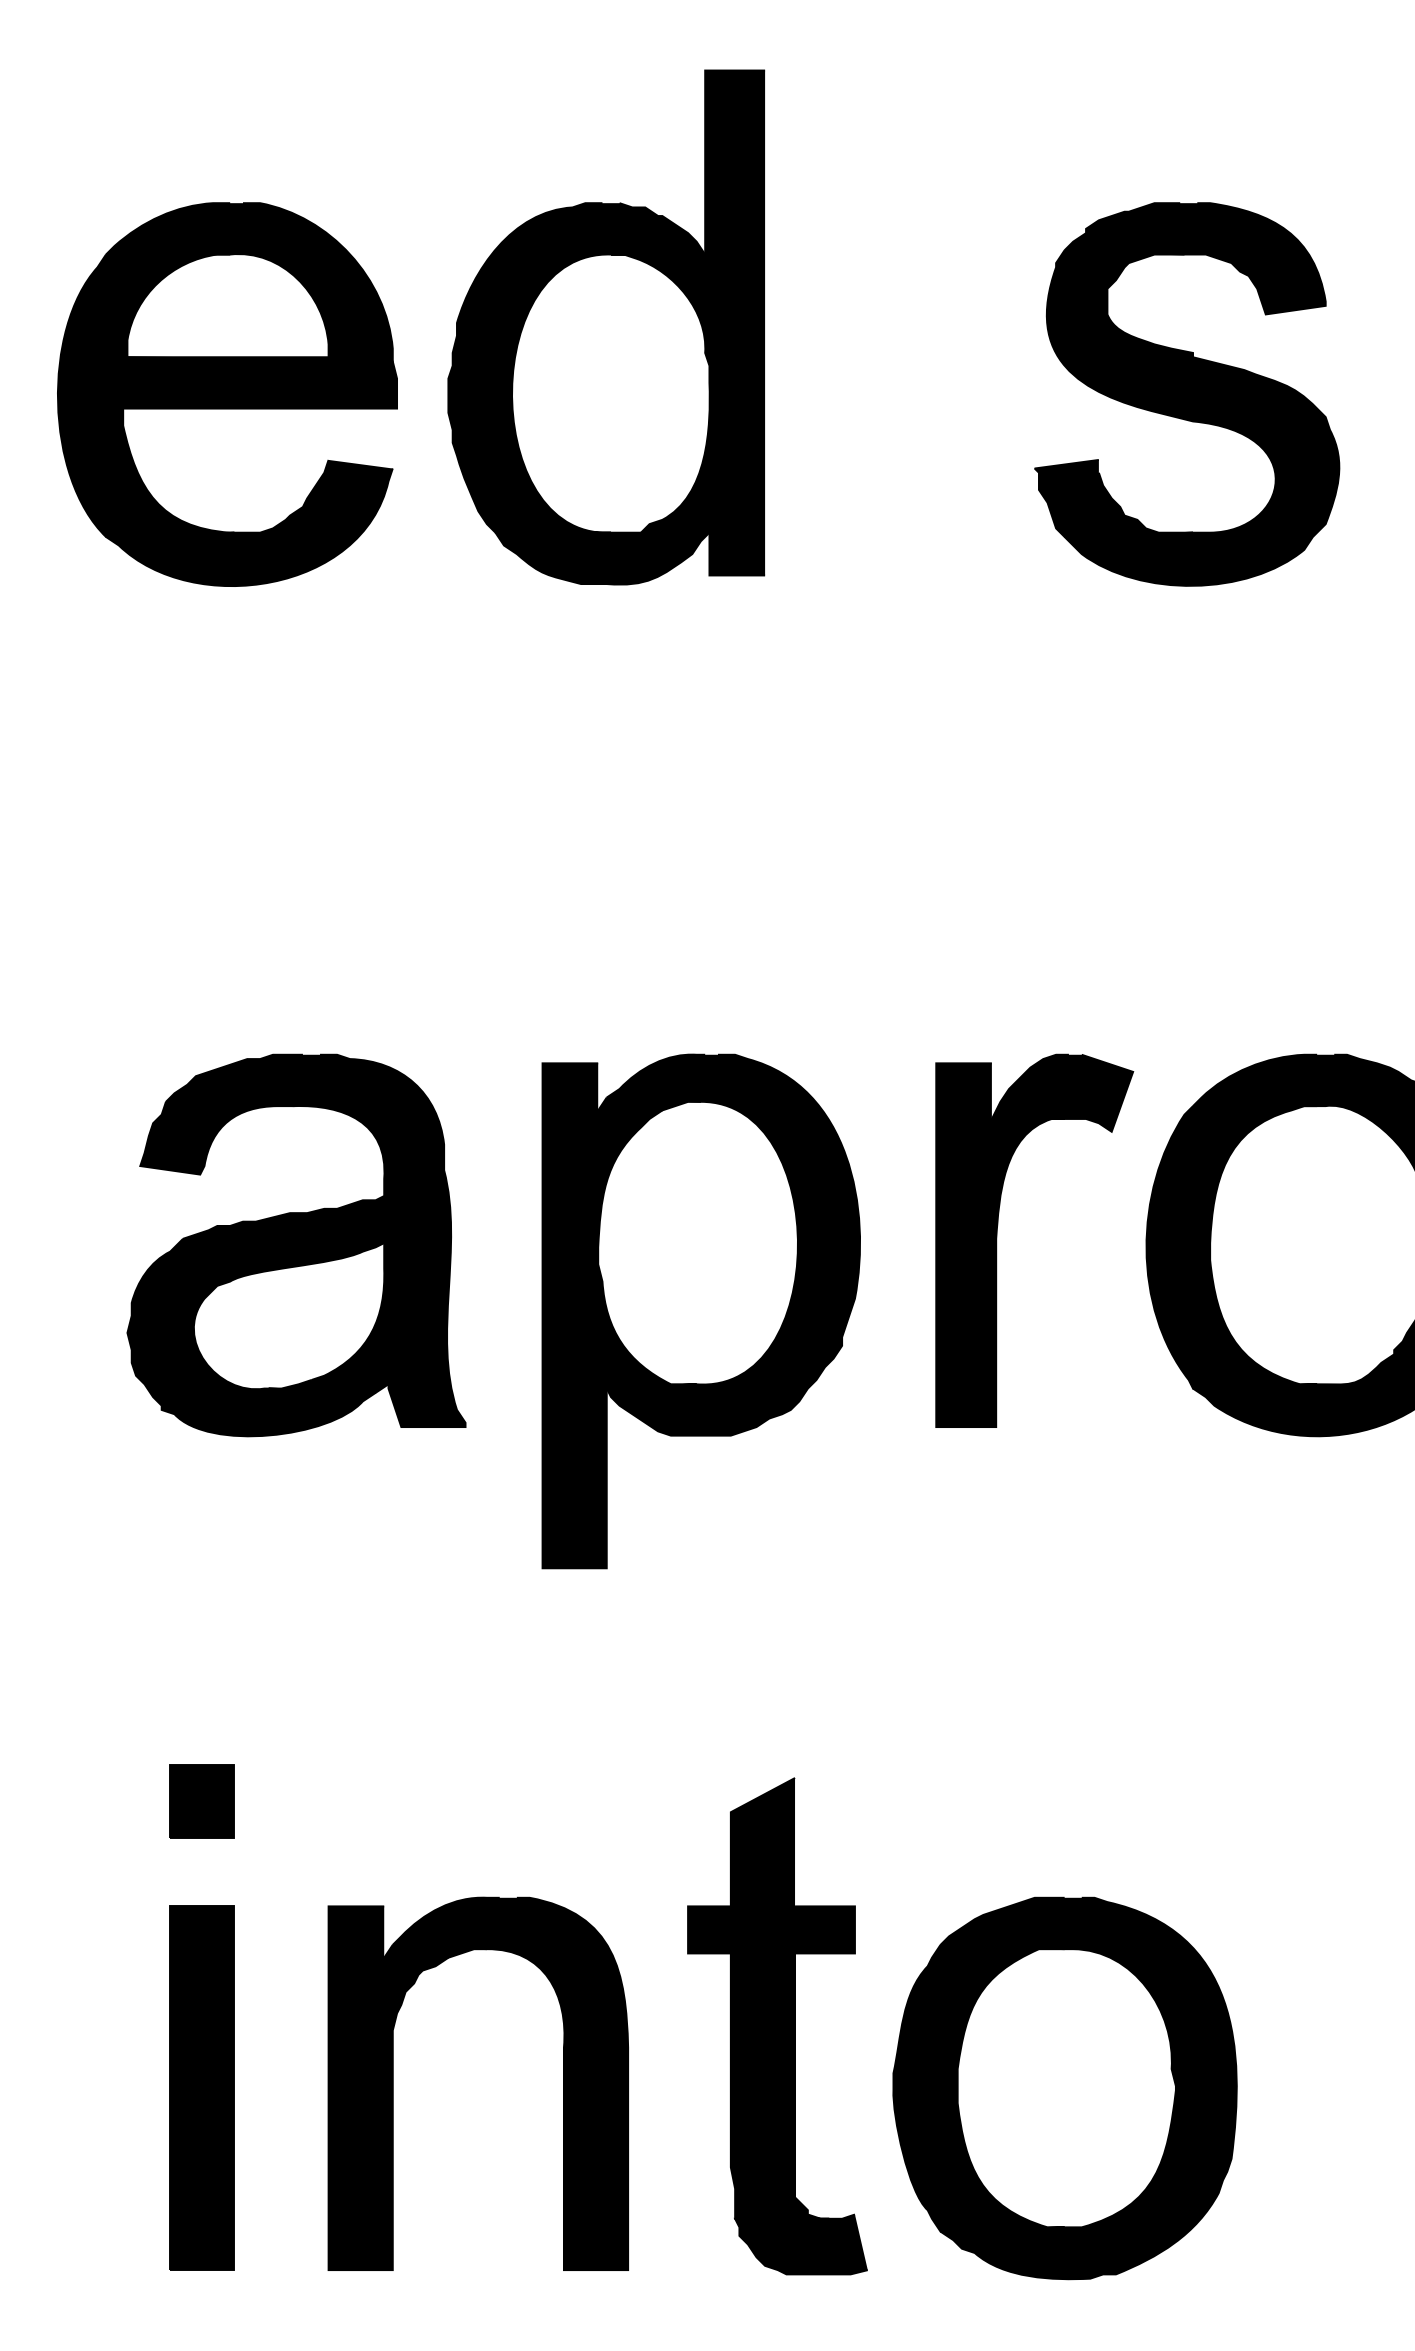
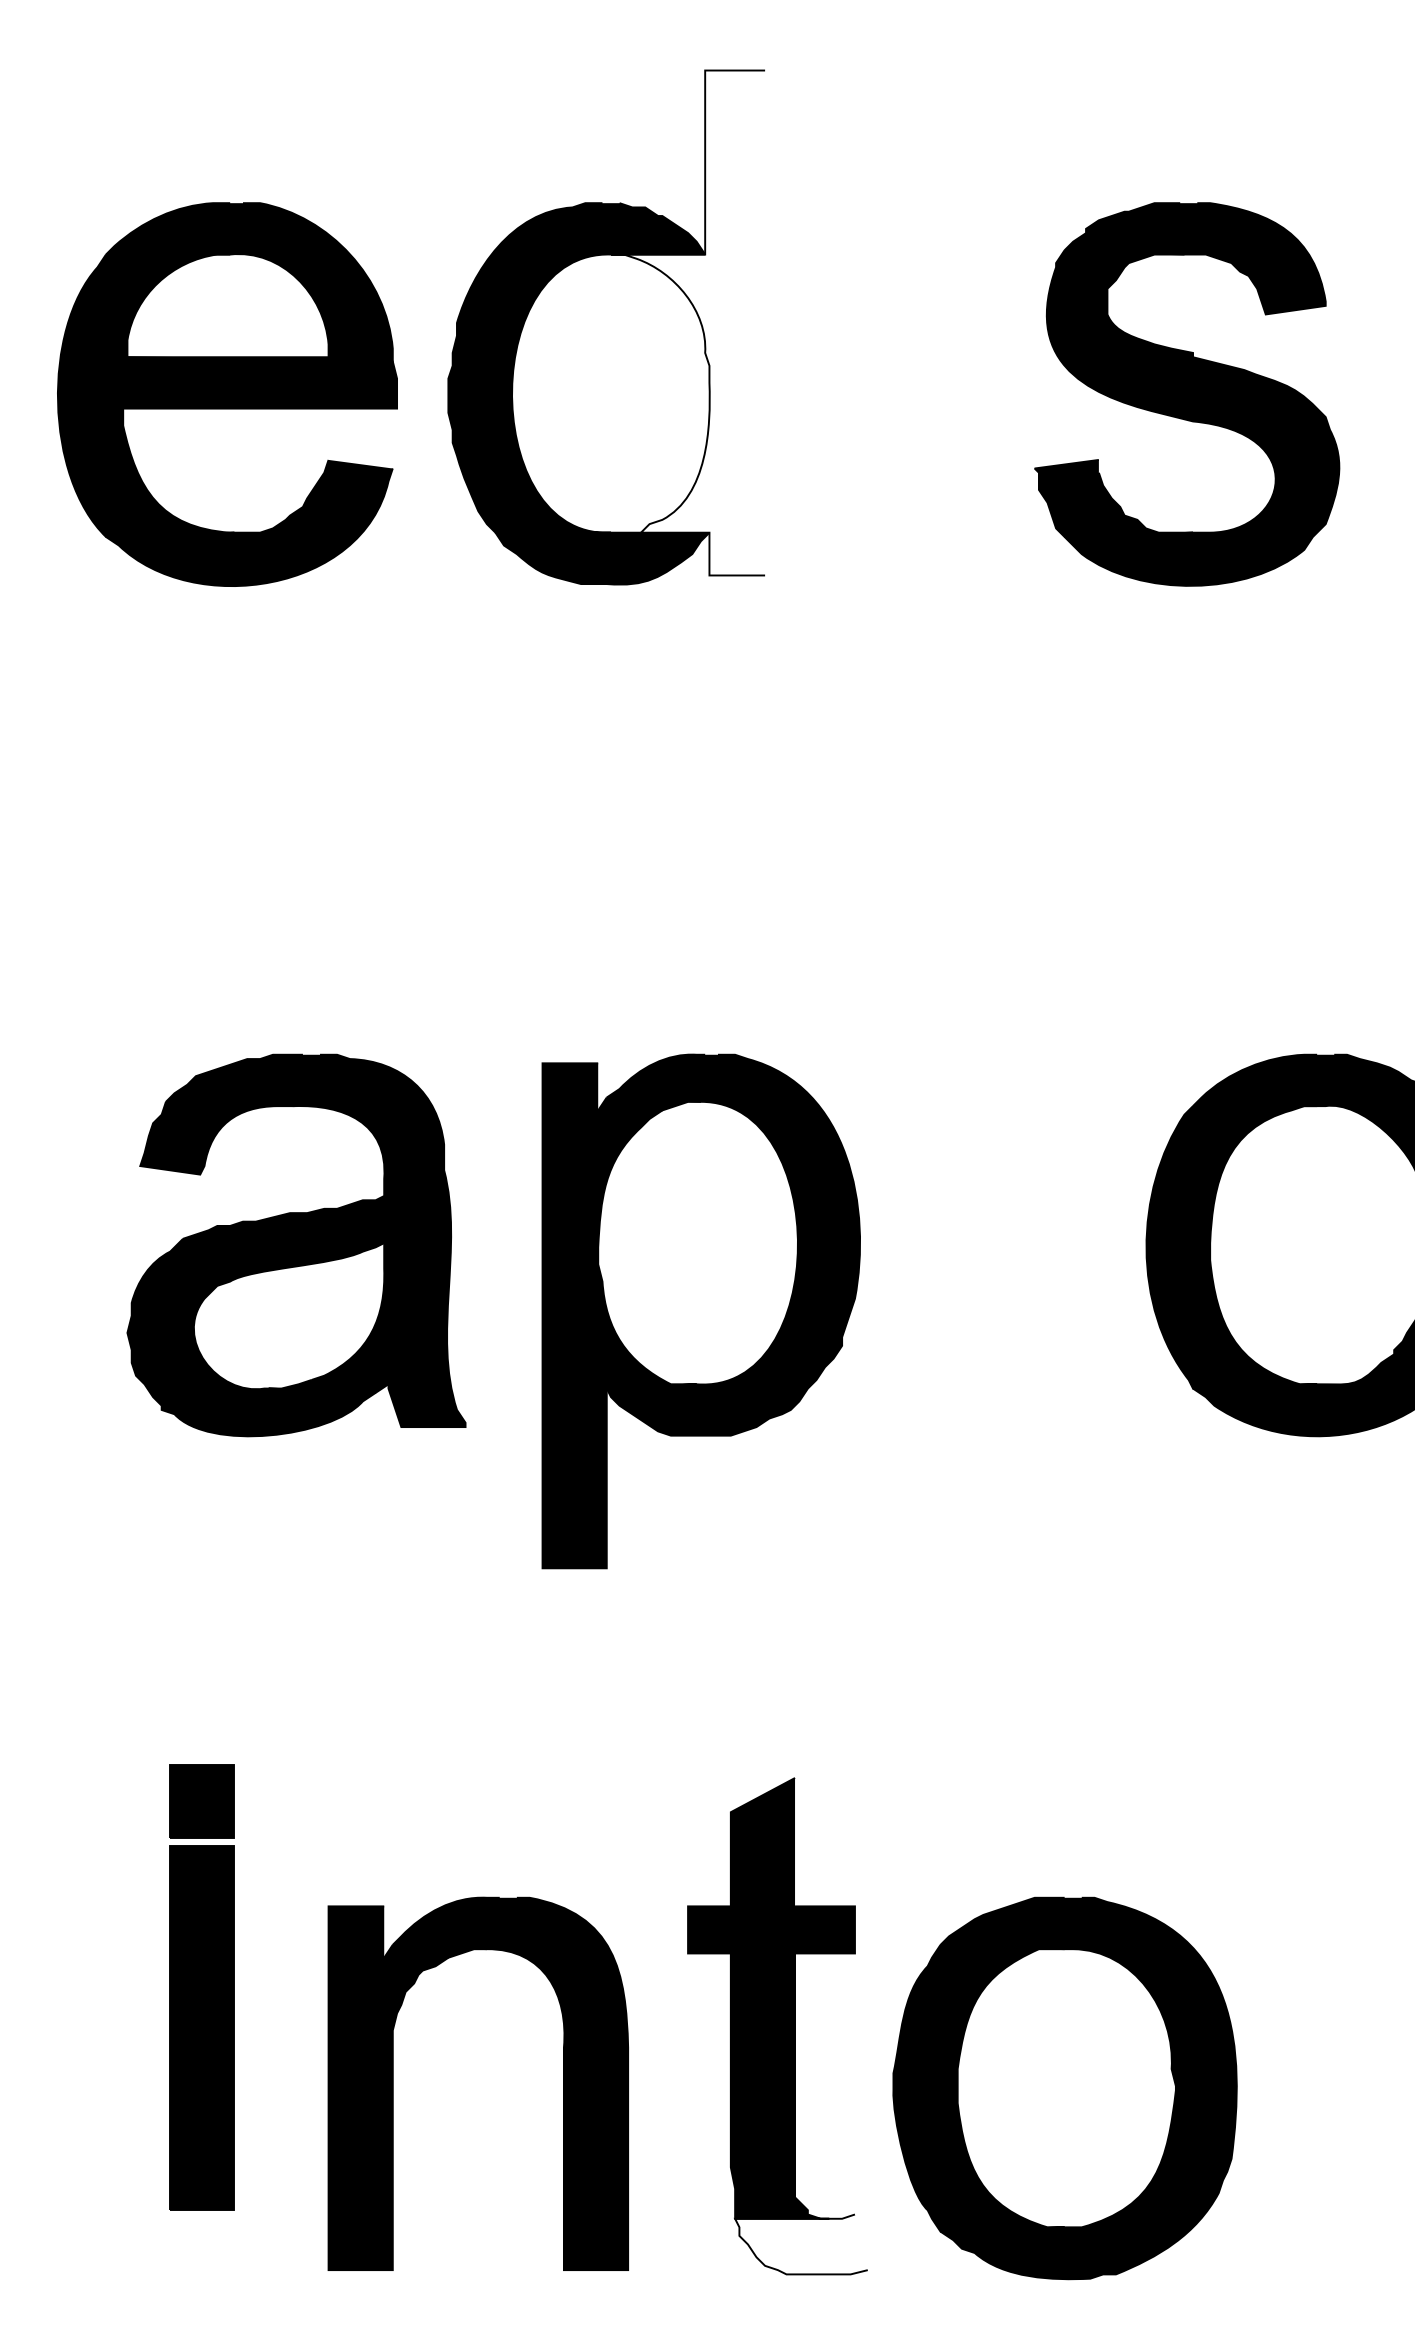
fill: present -> none (688, 322)
part: present -> none (997, 1240)
part position: (201, 2087) -> (201, 2027) (201, 2027)
fill: present -> none (801, 2244)
